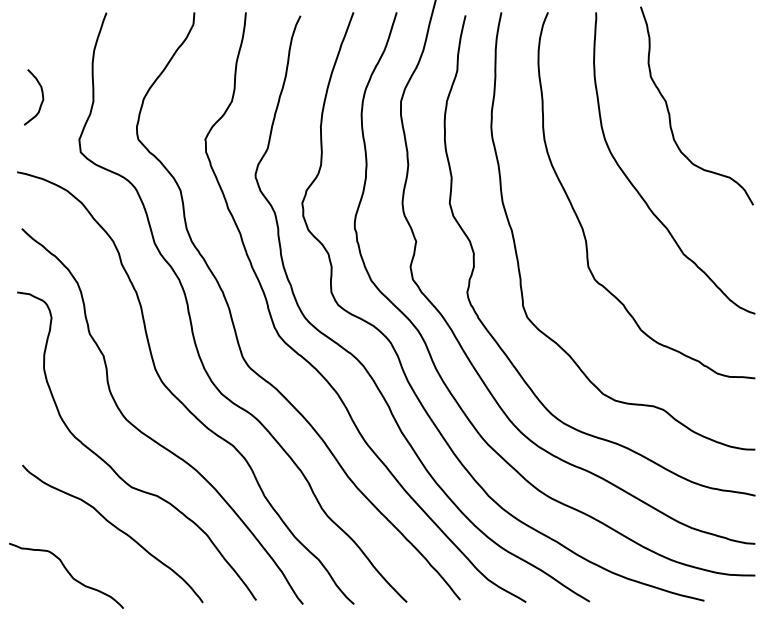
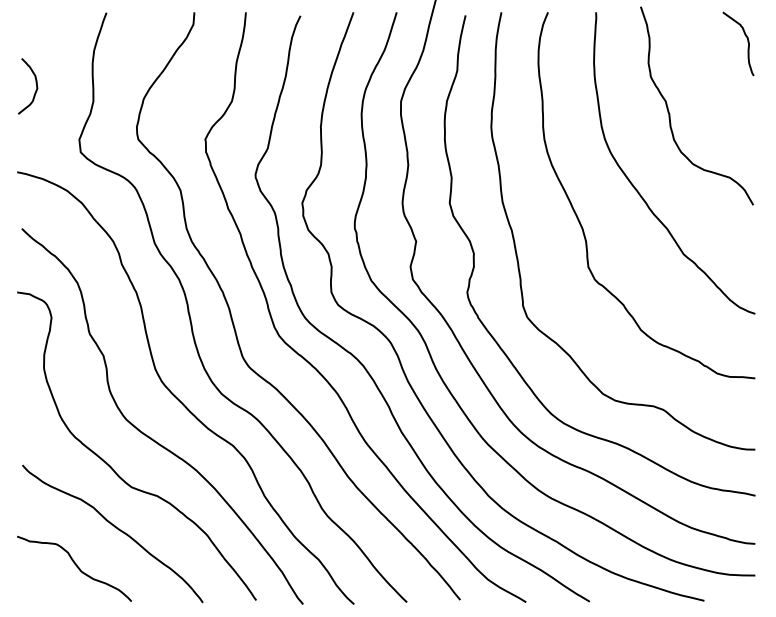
curve: none -> present (747, 42)
curve position: (41, 94) -> (35, 83) (35, 83)
curve position: (68, 573) -> (76, 566) (76, 566)
